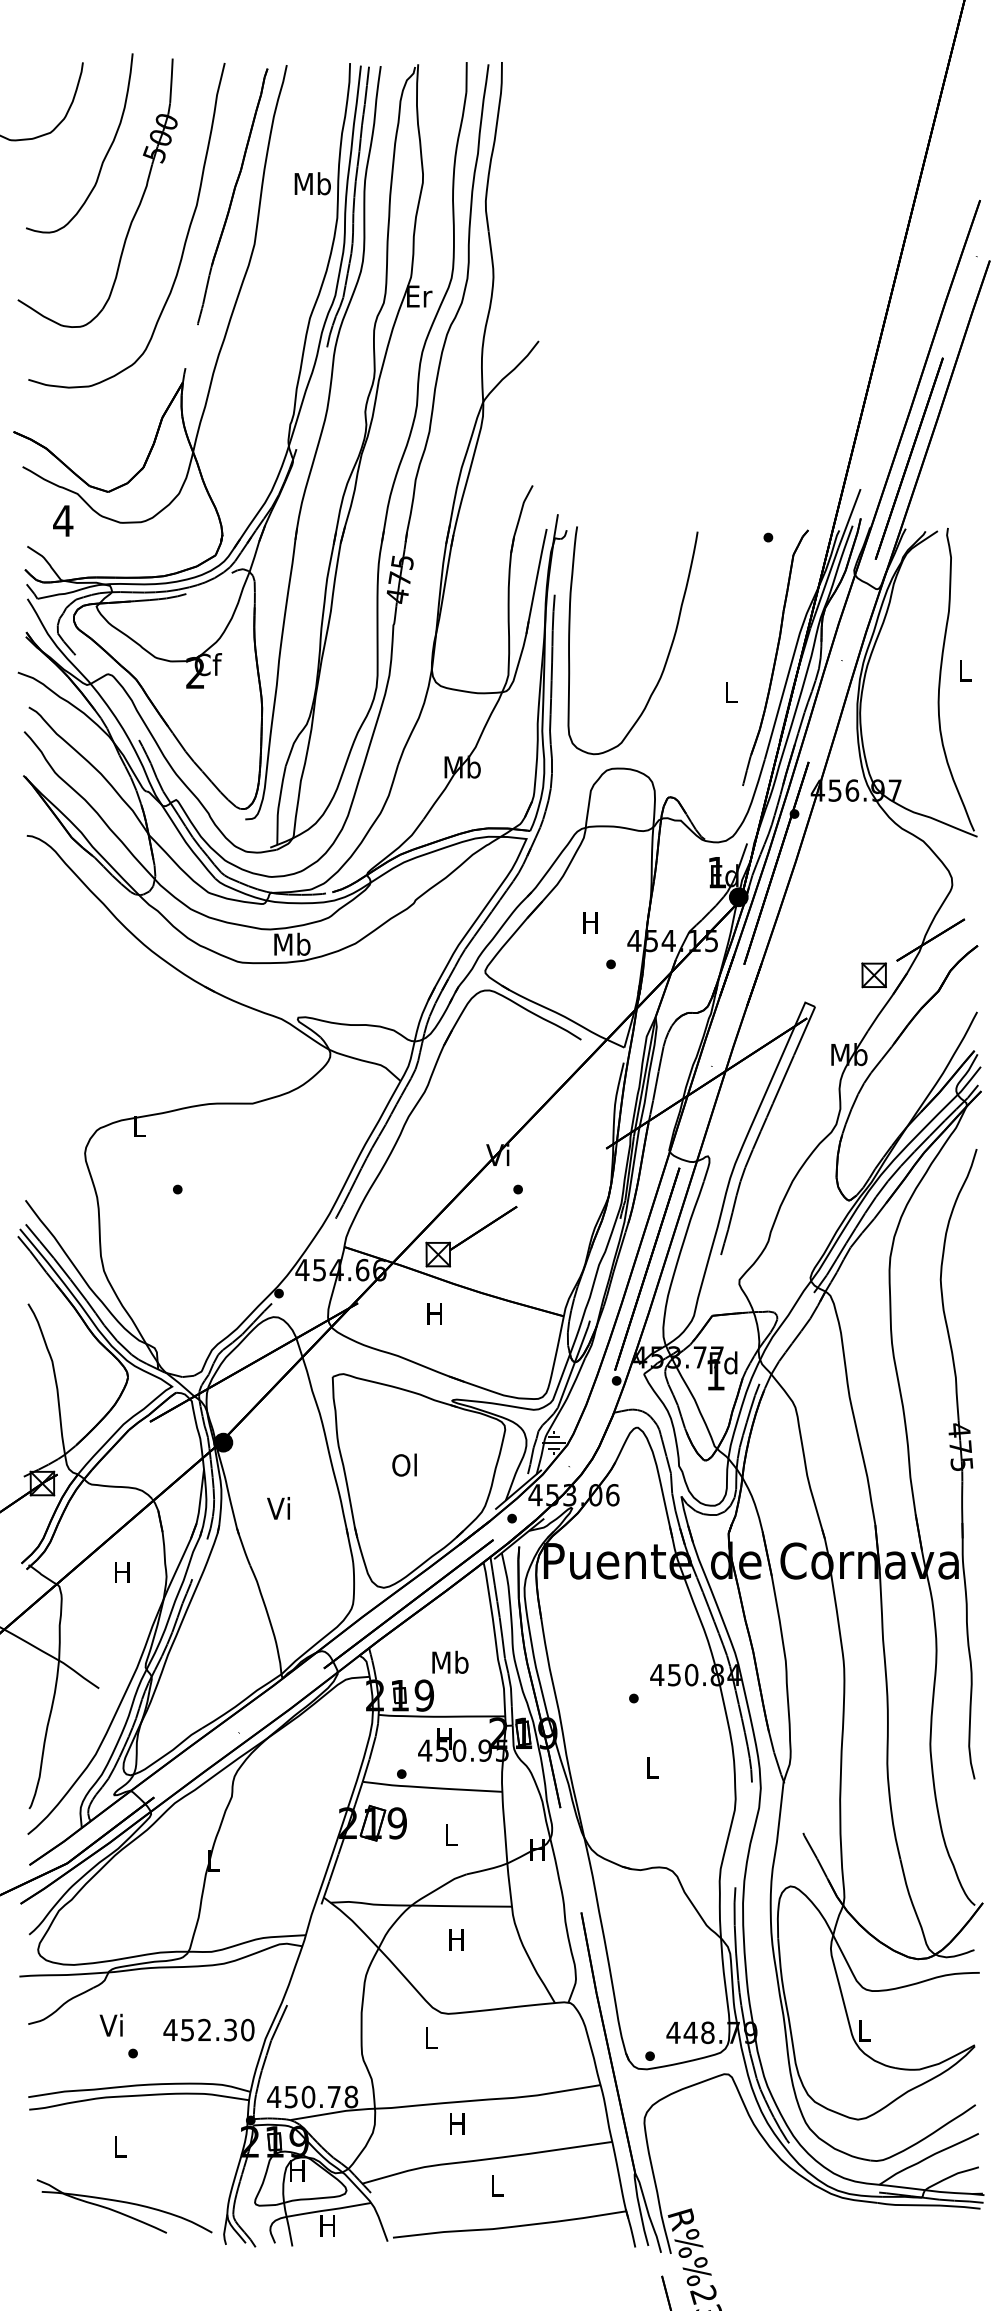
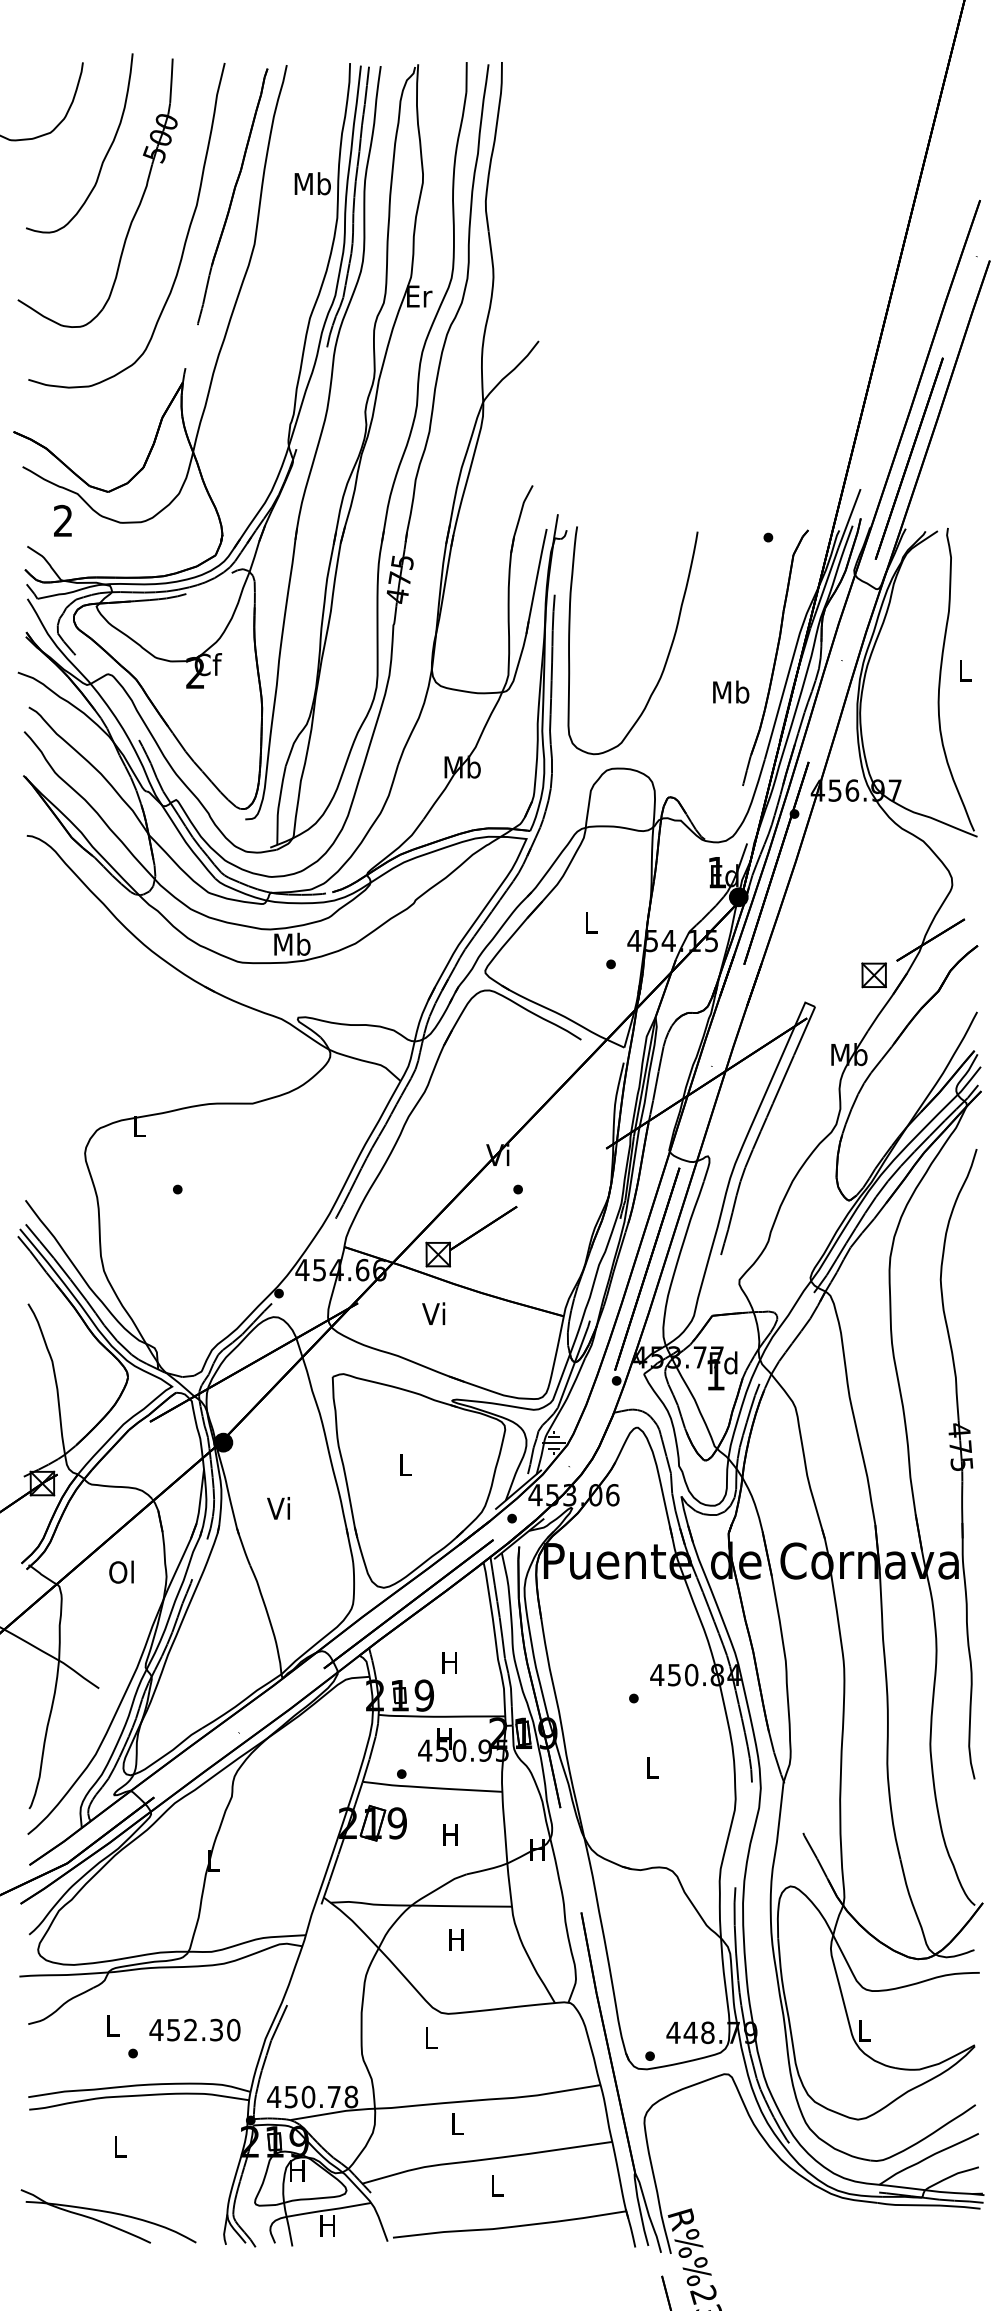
text: 4 -> 2 (63, 520)
text: L -> Mb (731, 691)
text: H -> L (590, 922)
text: H -> Vi (433, 1313)
text: Ol -> L (404, 1464)
text: H -> Ol (121, 1571)
text: Mb -> H (450, 1661)
text: L -> H (450, 1834)
text: Vi -> L (110, 2024)
text position: (208, 2029) -> (194, 2029) (194, 2029)
text: H -> L (457, 2123)
part position: (124, 2206) -> (108, 2216) (108, 2216)
